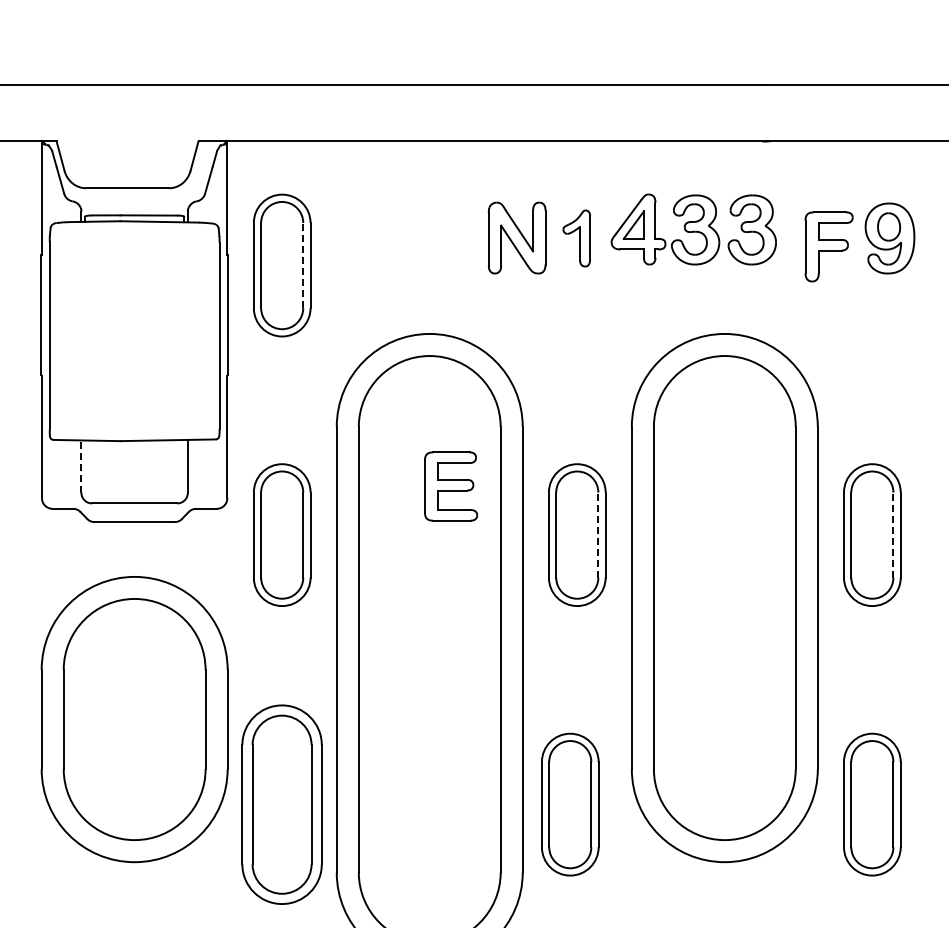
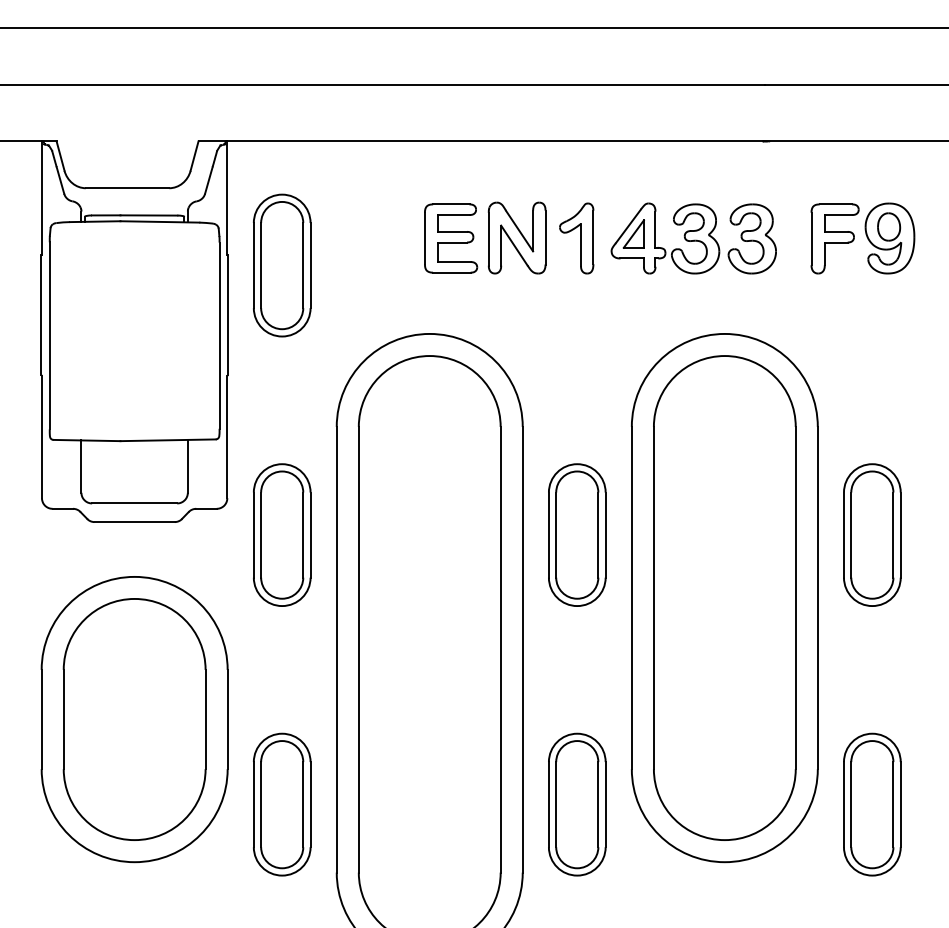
line: none -> present (473, 27)
part position: (693, 229) -> (693, 238) (693, 238)
part size: 29x59 px -> 36x73 px (576, 238)
part position: (828, 246) -> (834, 238) (834, 238)
line: dashed -> solid (303, 265)
line: dashed -> solid (81, 466)
part position: (451, 486) -> (451, 238) (451, 238)
line: dashed -> solid (598, 535)
line: dashed -> solid (893, 535)
part size: 82x201 px -> 59x145 px (282, 804)
part position: (570, 804) -> (577, 804) (577, 804)
